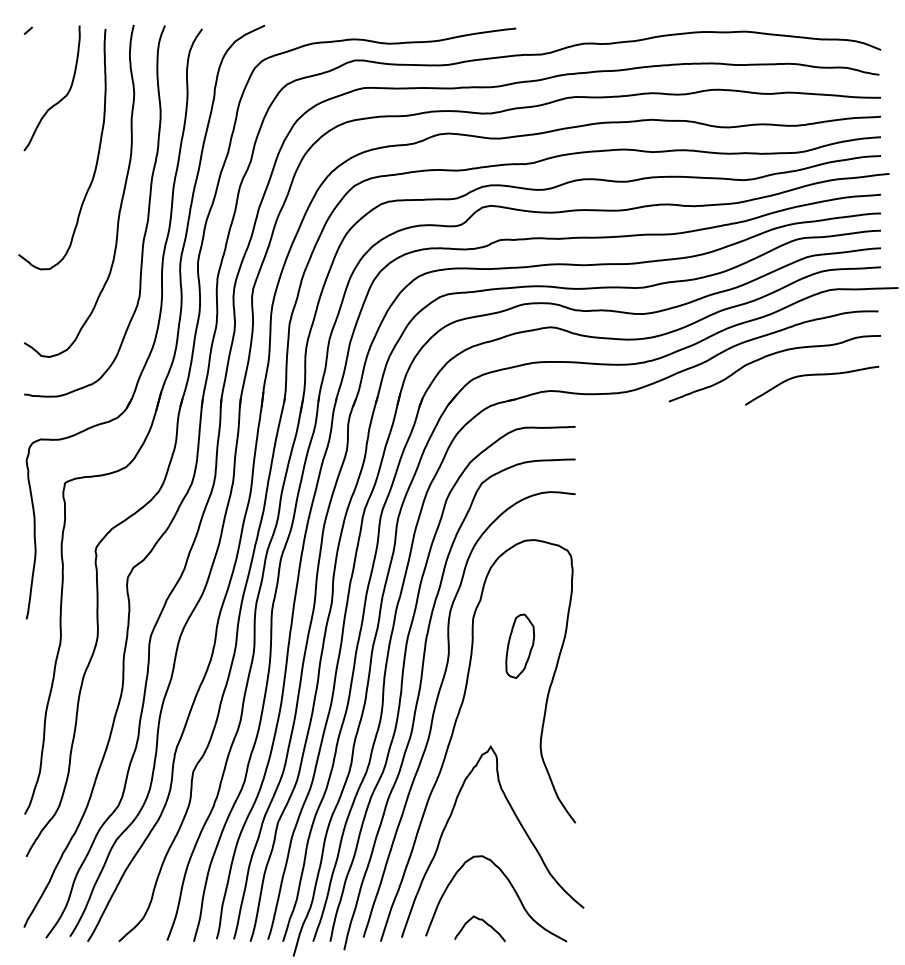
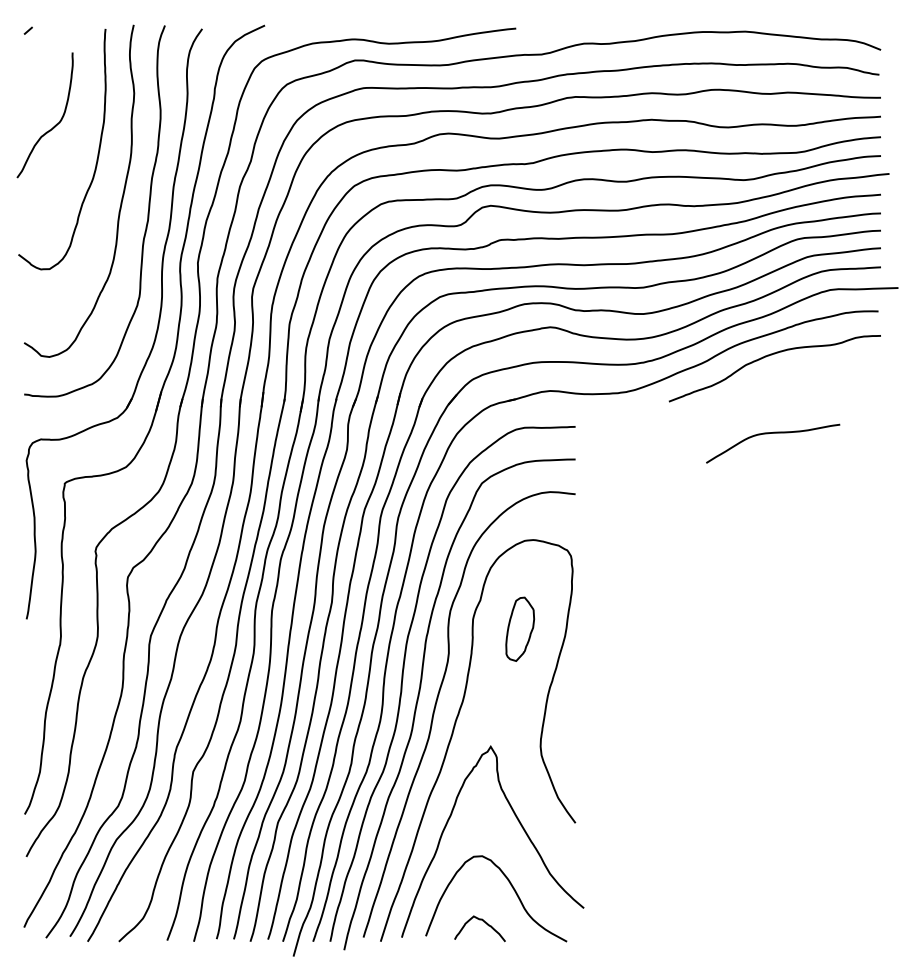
curve position: (61, 98) -> (54, 125) (54, 125)
curve position: (812, 375) -> (773, 433) (773, 433)
part position: (520, 645) -> (520, 628) (520, 628)
